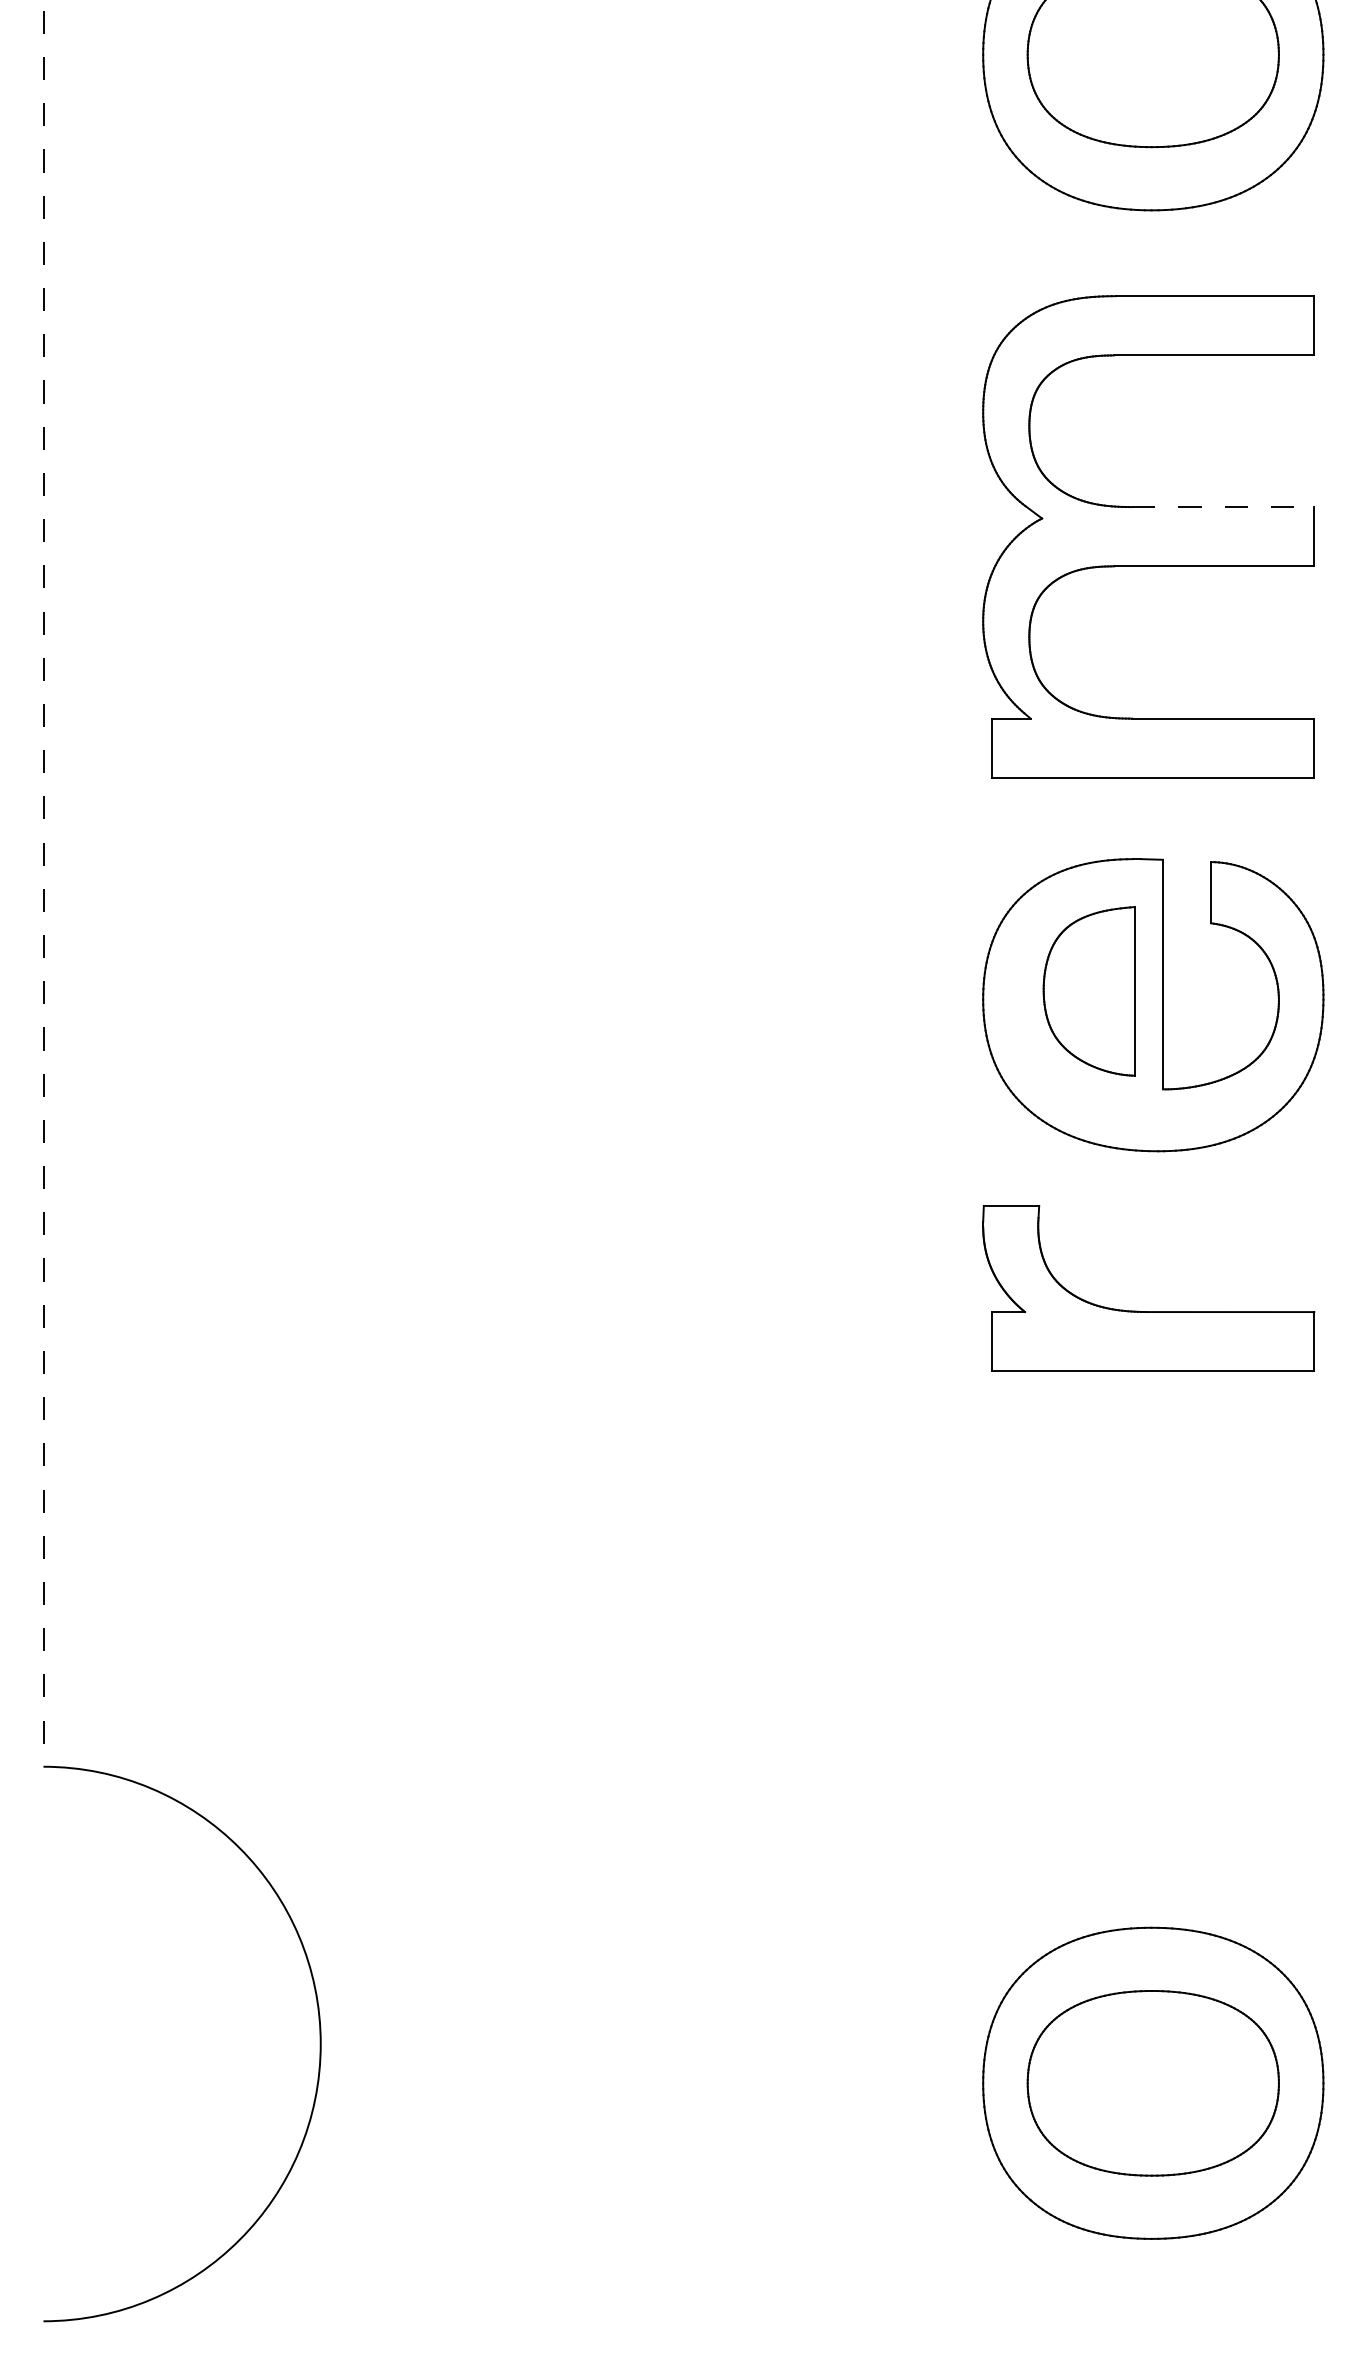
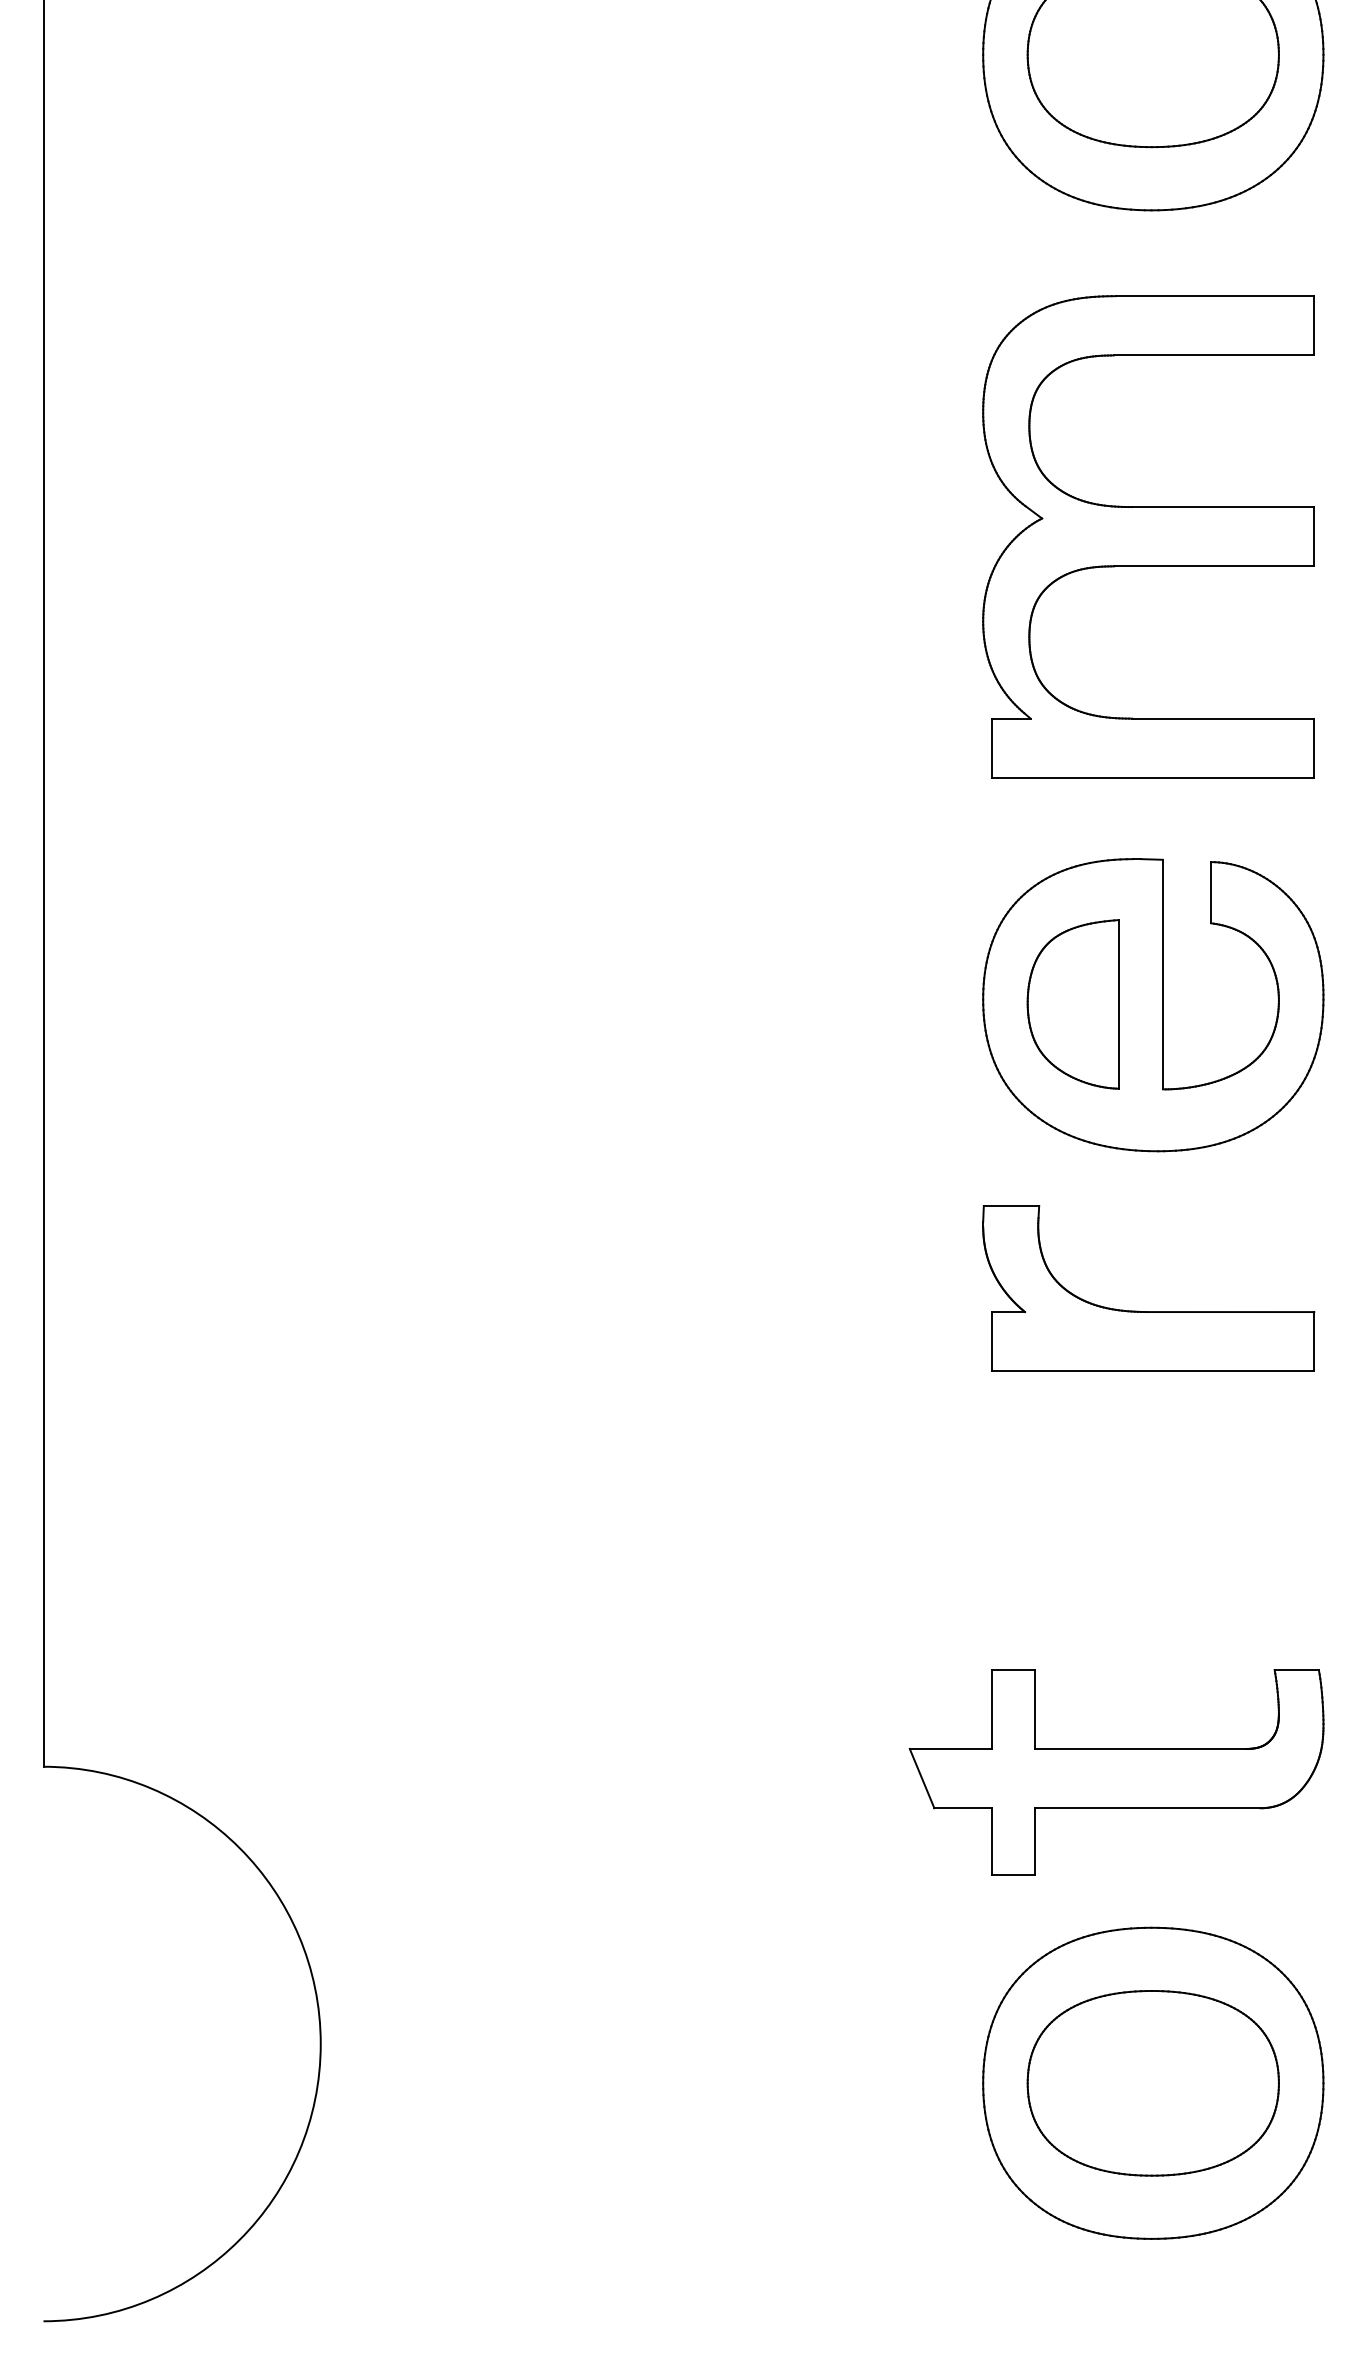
line: dashed -> solid (1223, 507)
line: dashed -> solid (43, 883)
part position: (1088, 991) -> (1072, 1004) (1072, 1004)
part: none -> present (1116, 1772)
